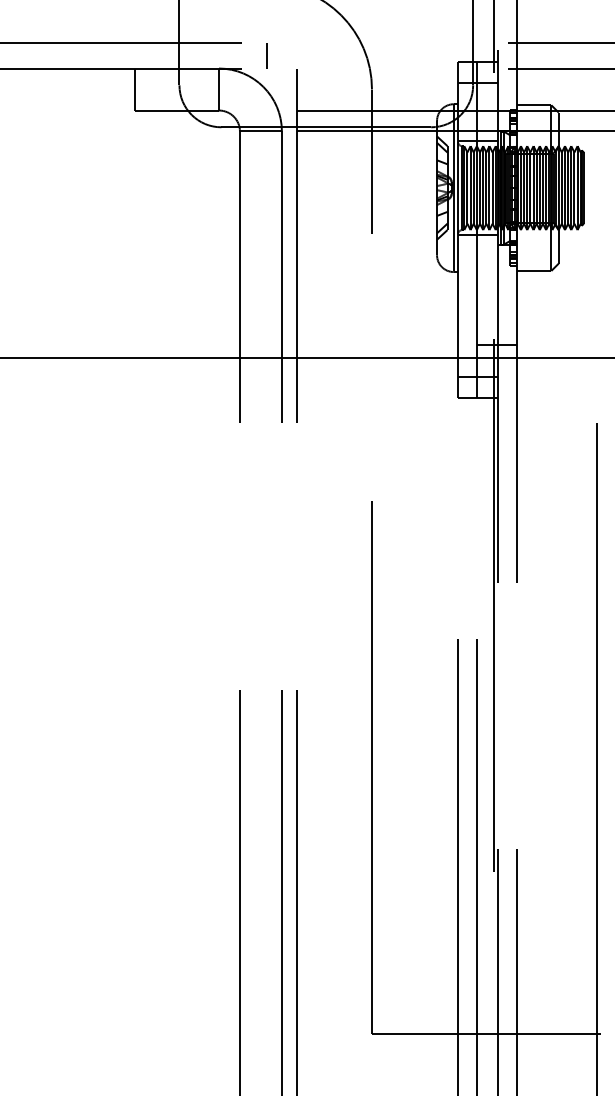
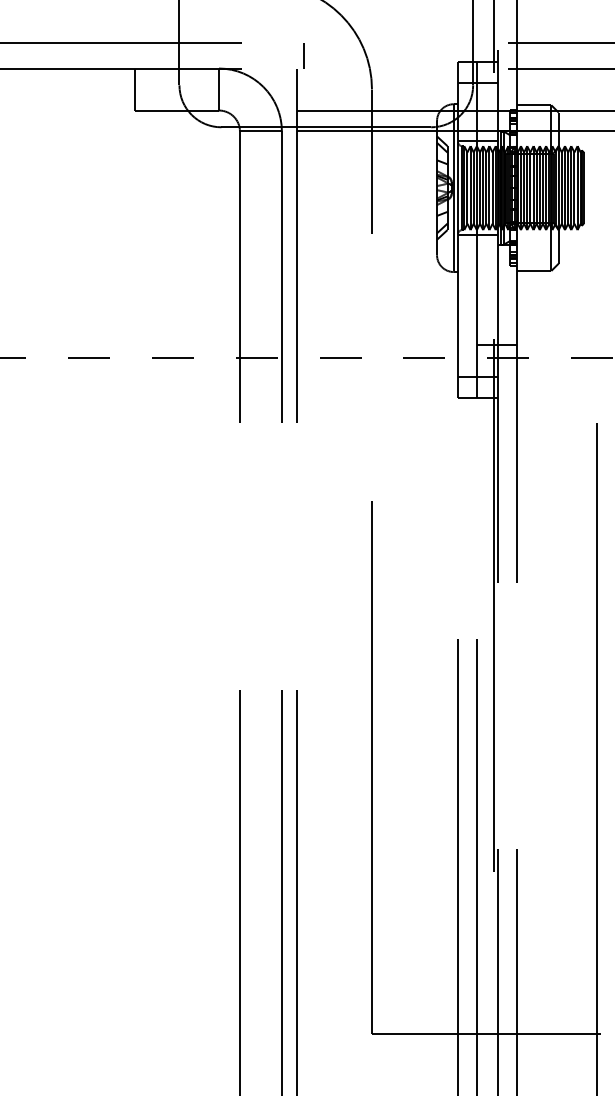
line position: (266, 55) -> (303, 55) (303, 55)
line: solid -> dashed (308, 358)
